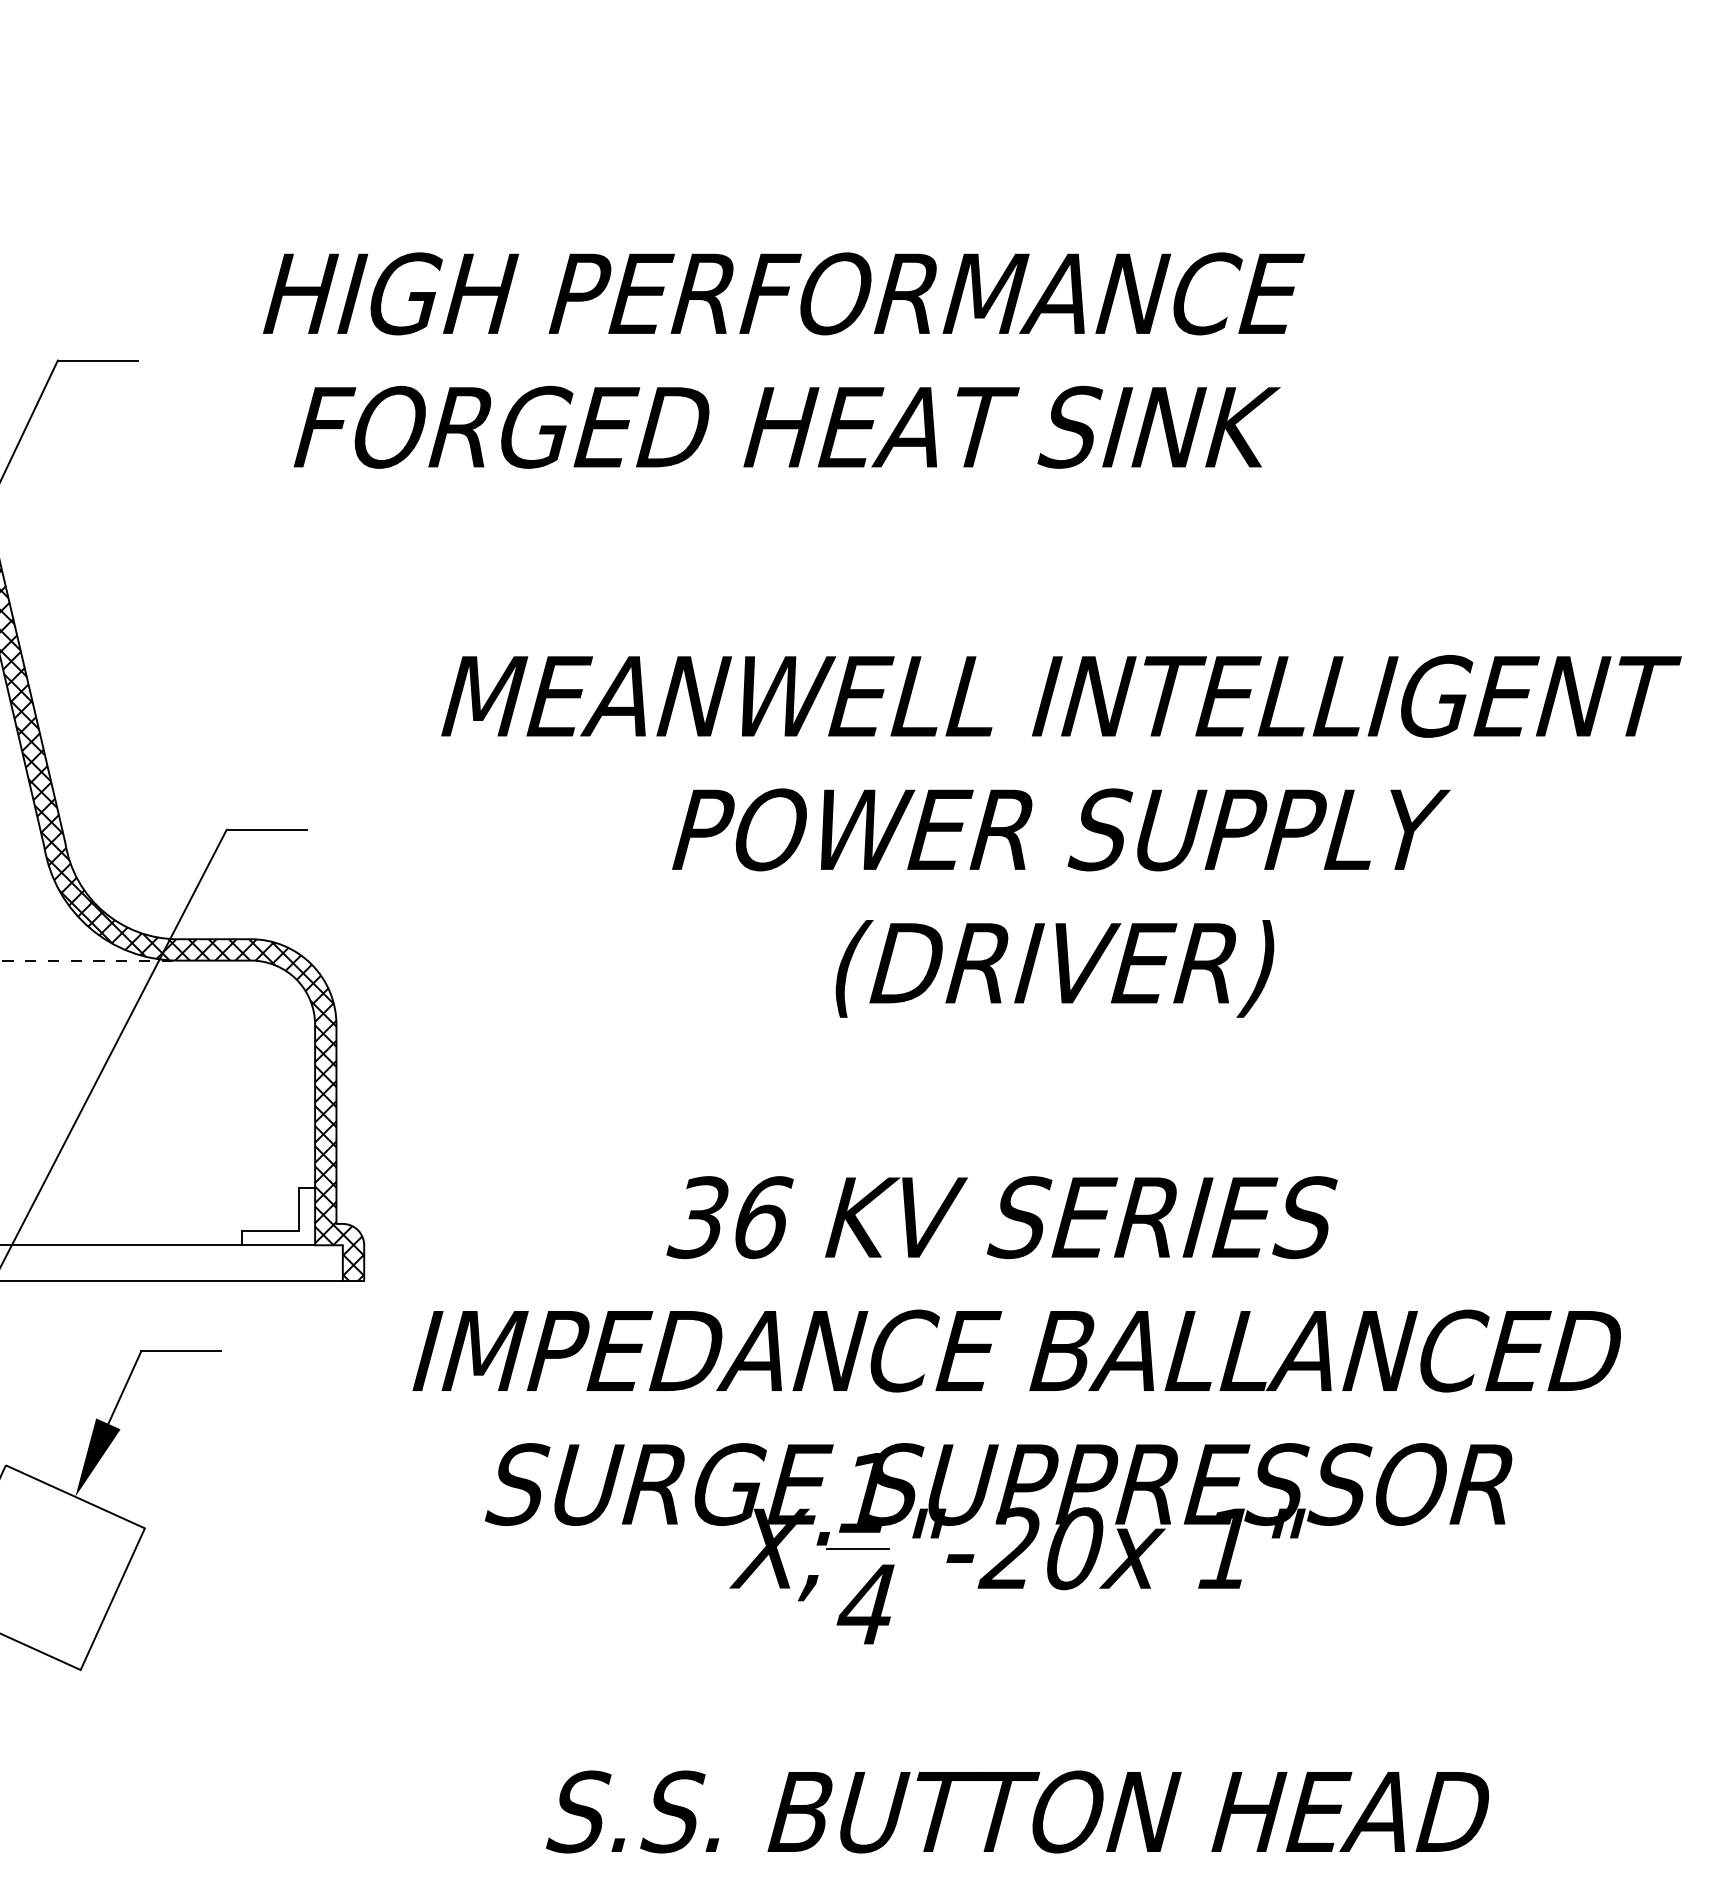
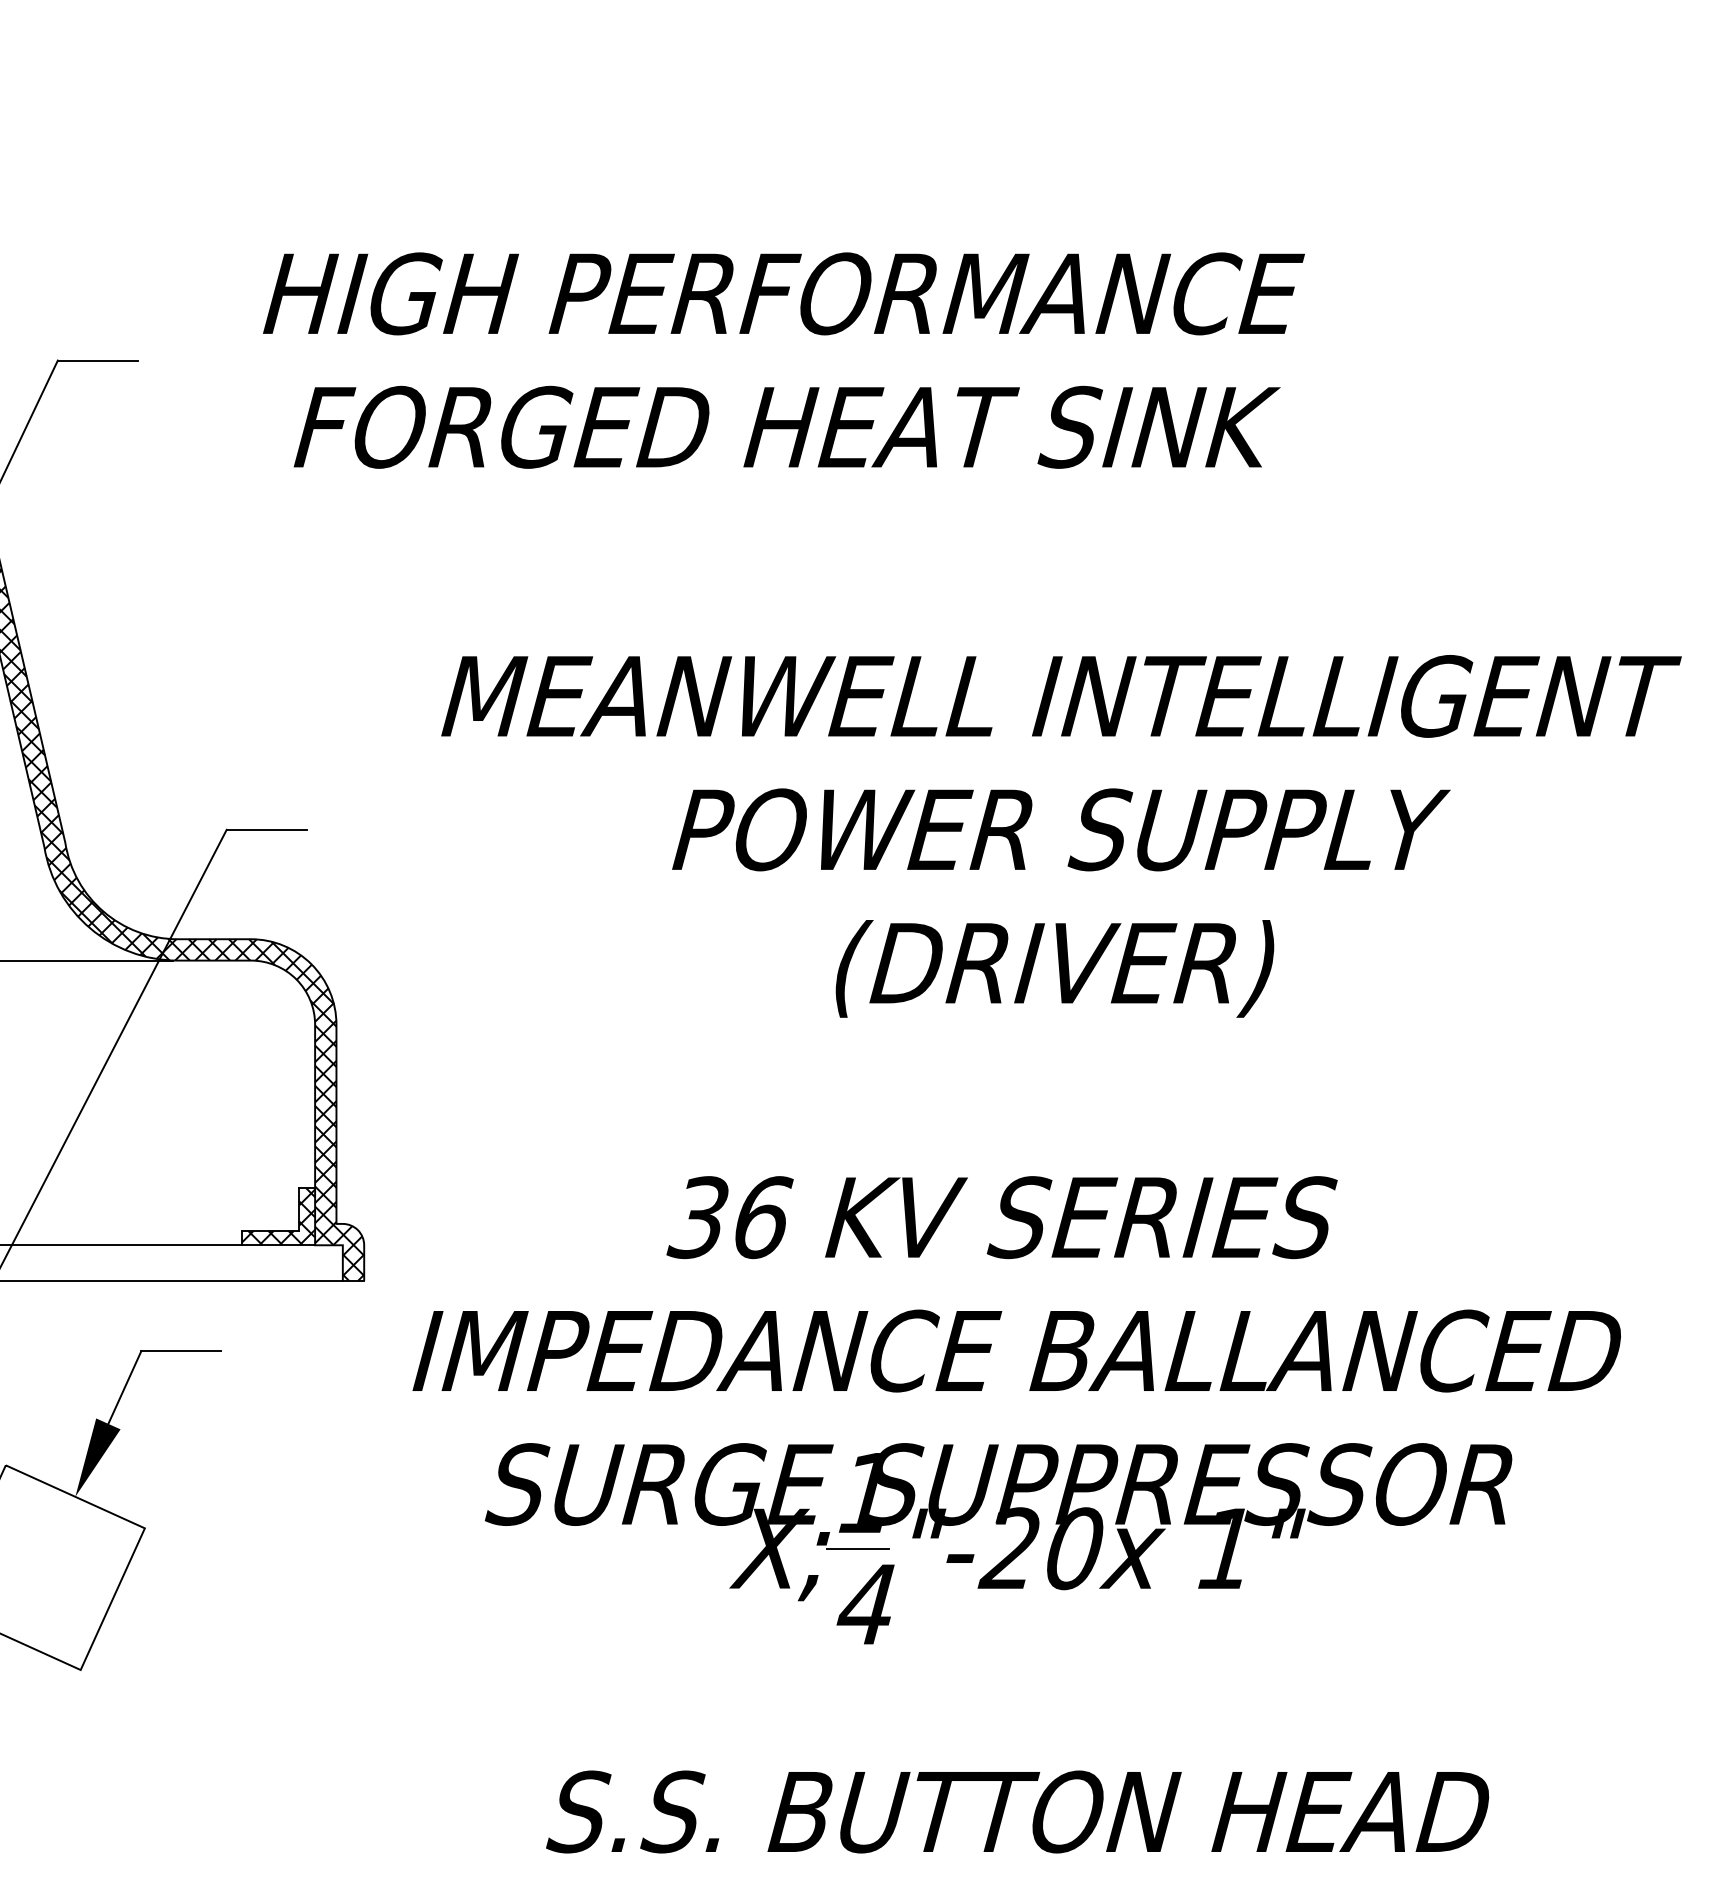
line: dashed -> solid (86, 960)
hatch: none -> present (278, 1216)
